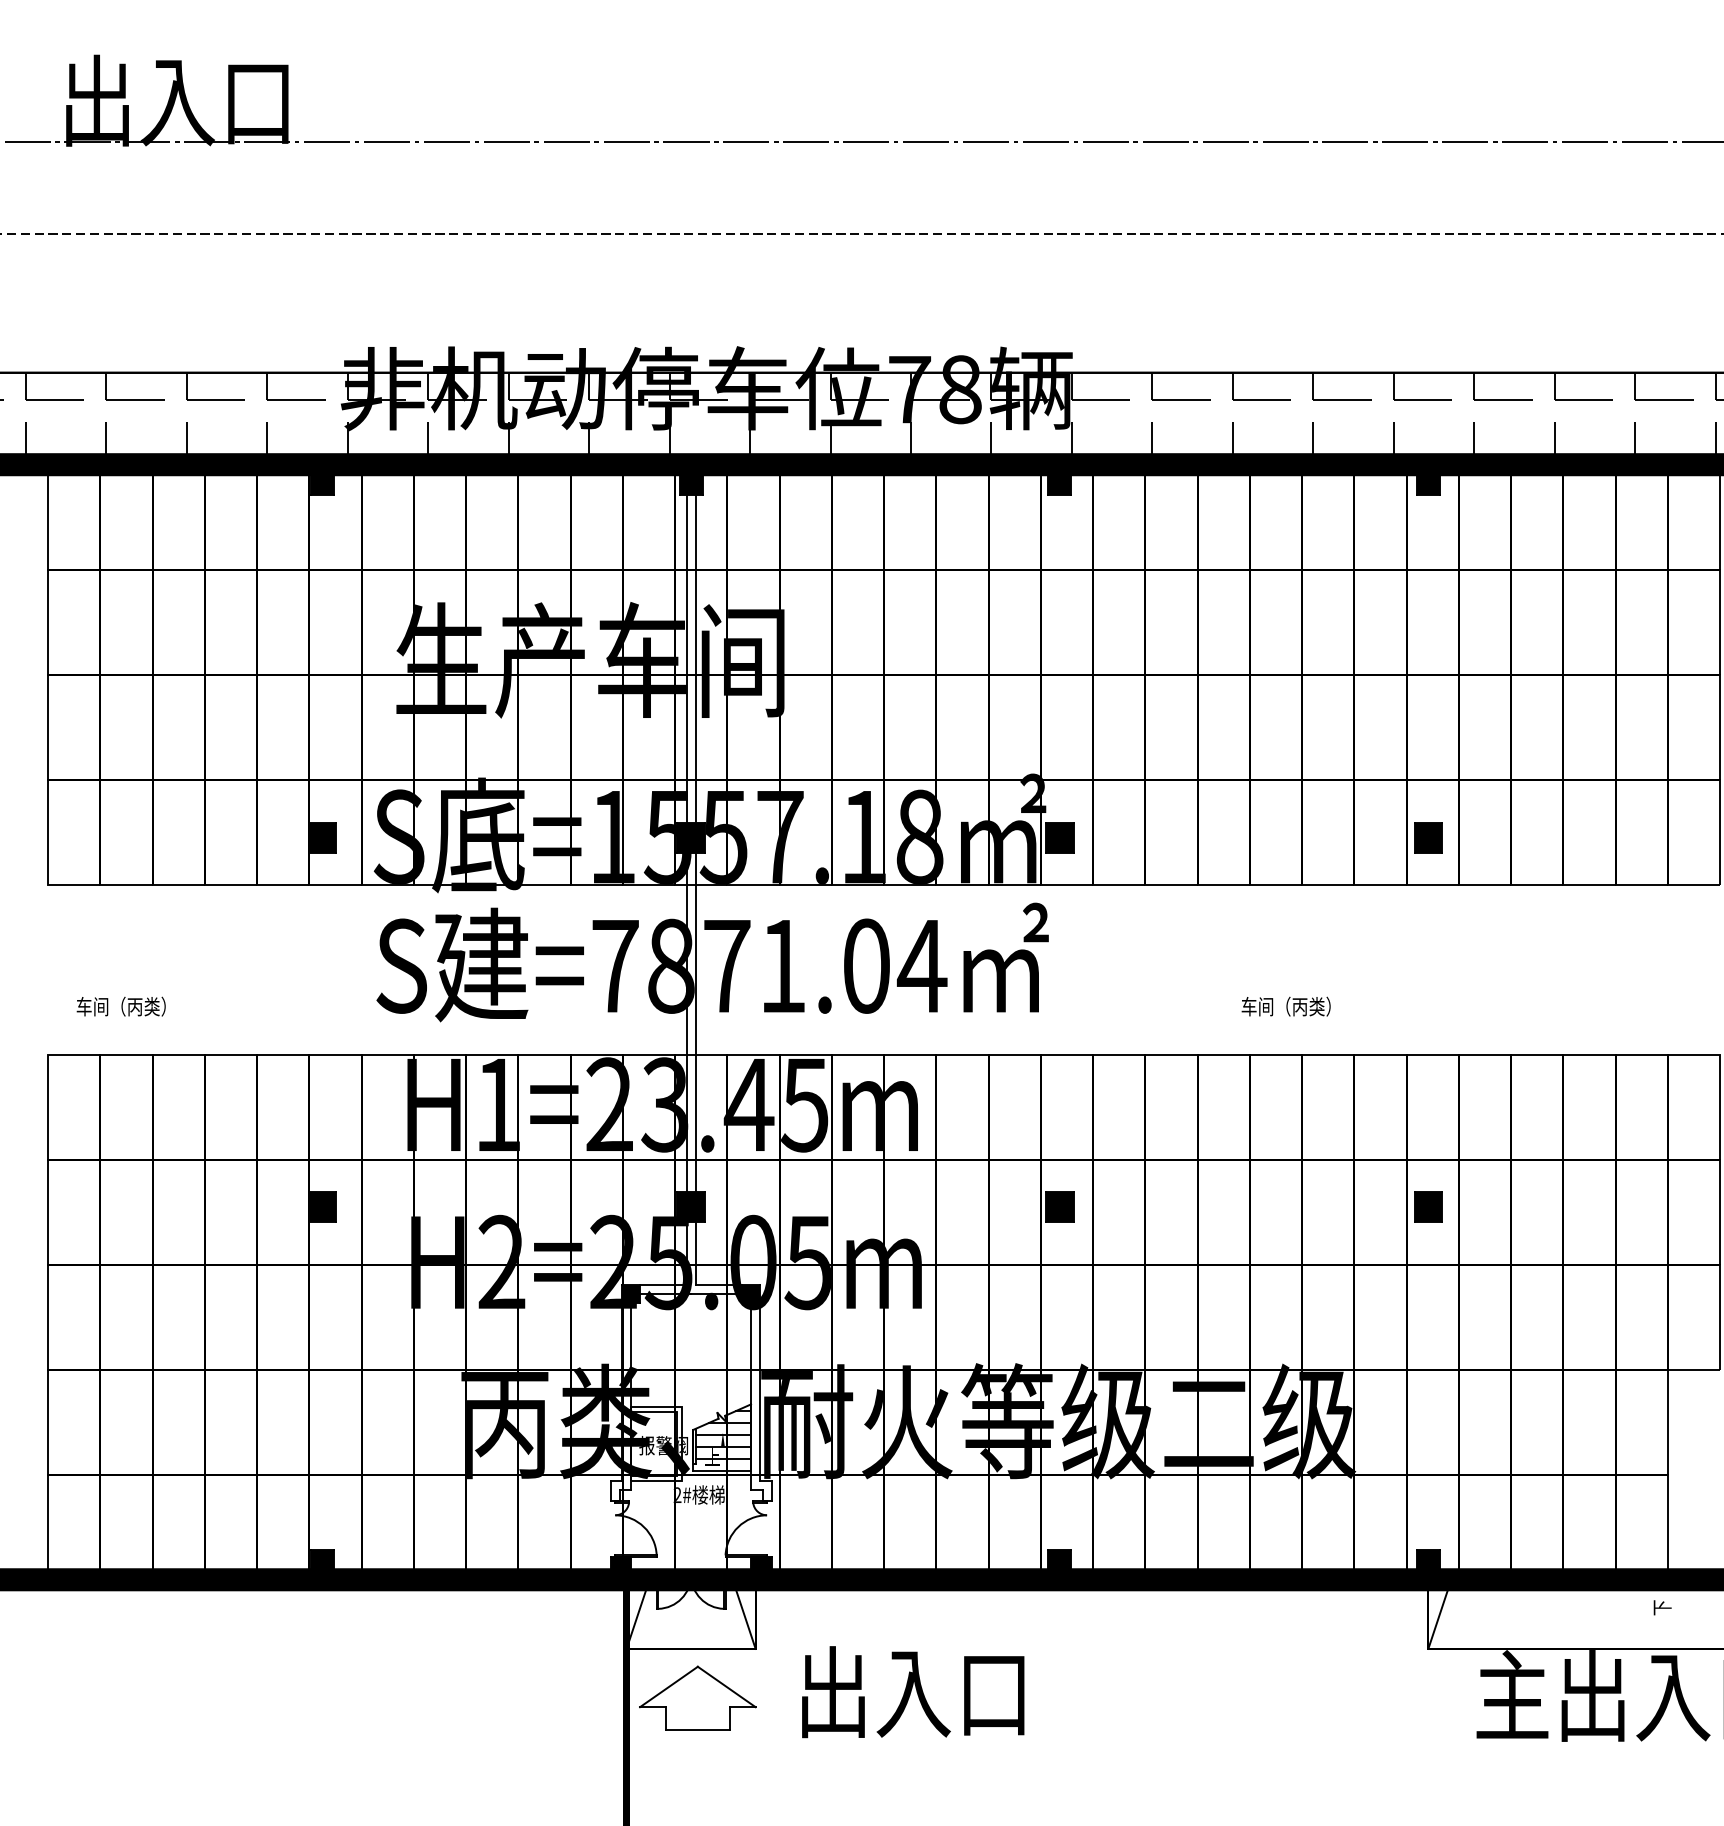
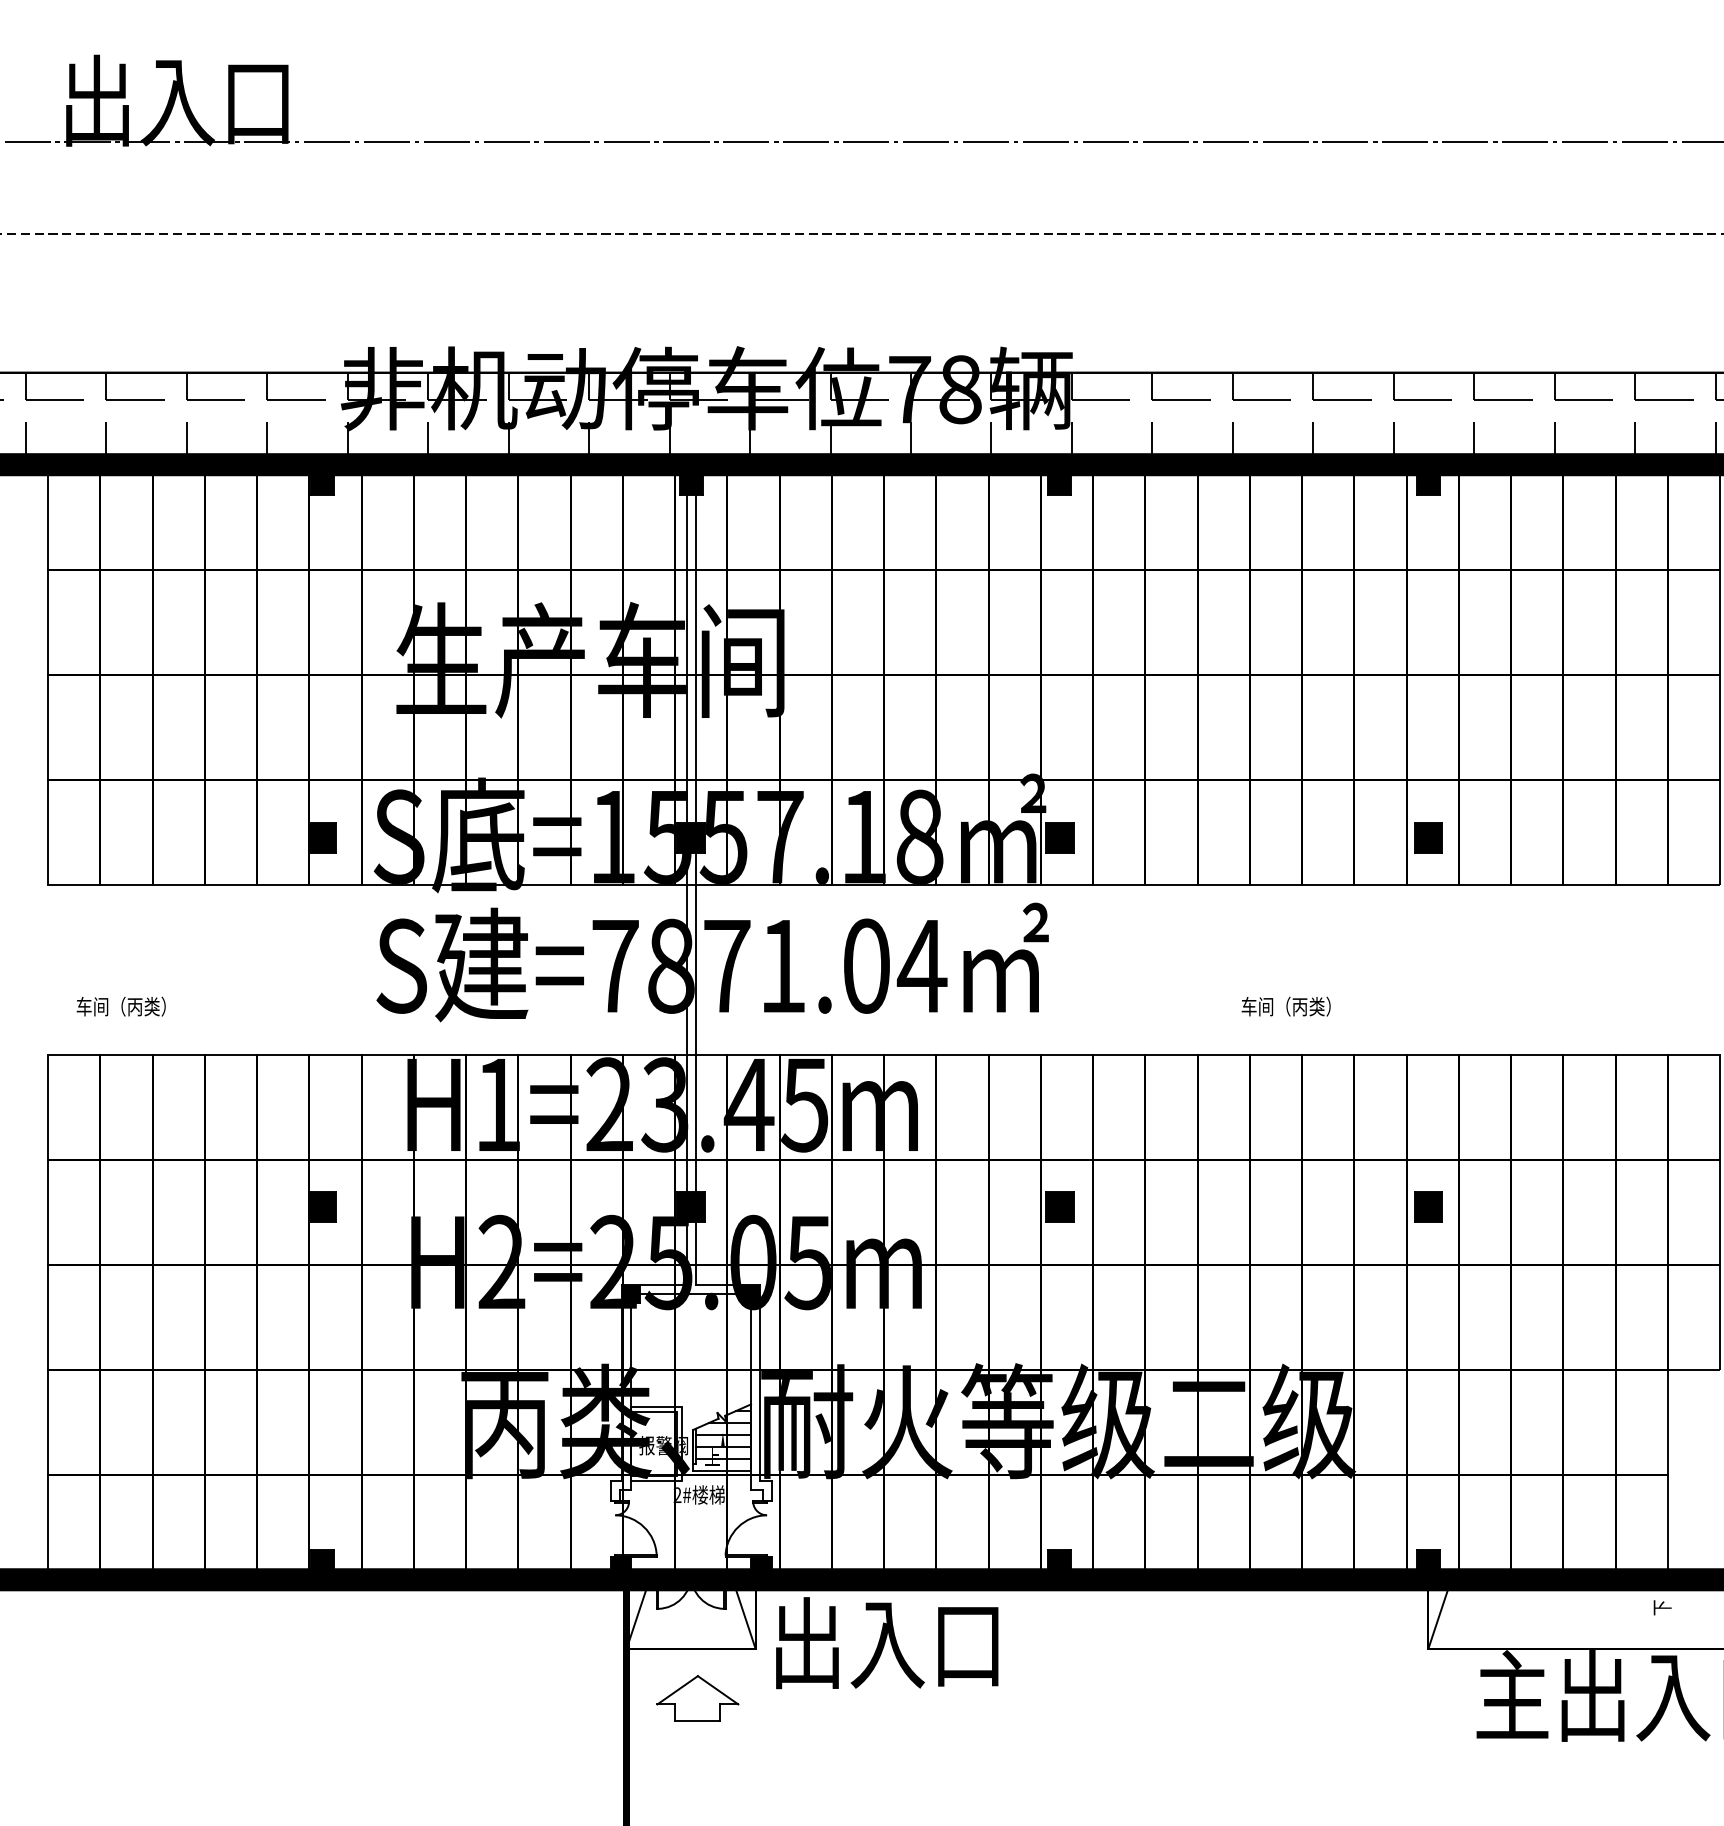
text position: (913, 1692) -> (887, 1643) (887, 1643)
part size: 118x66 px -> 84x47 px (697, 1698)
